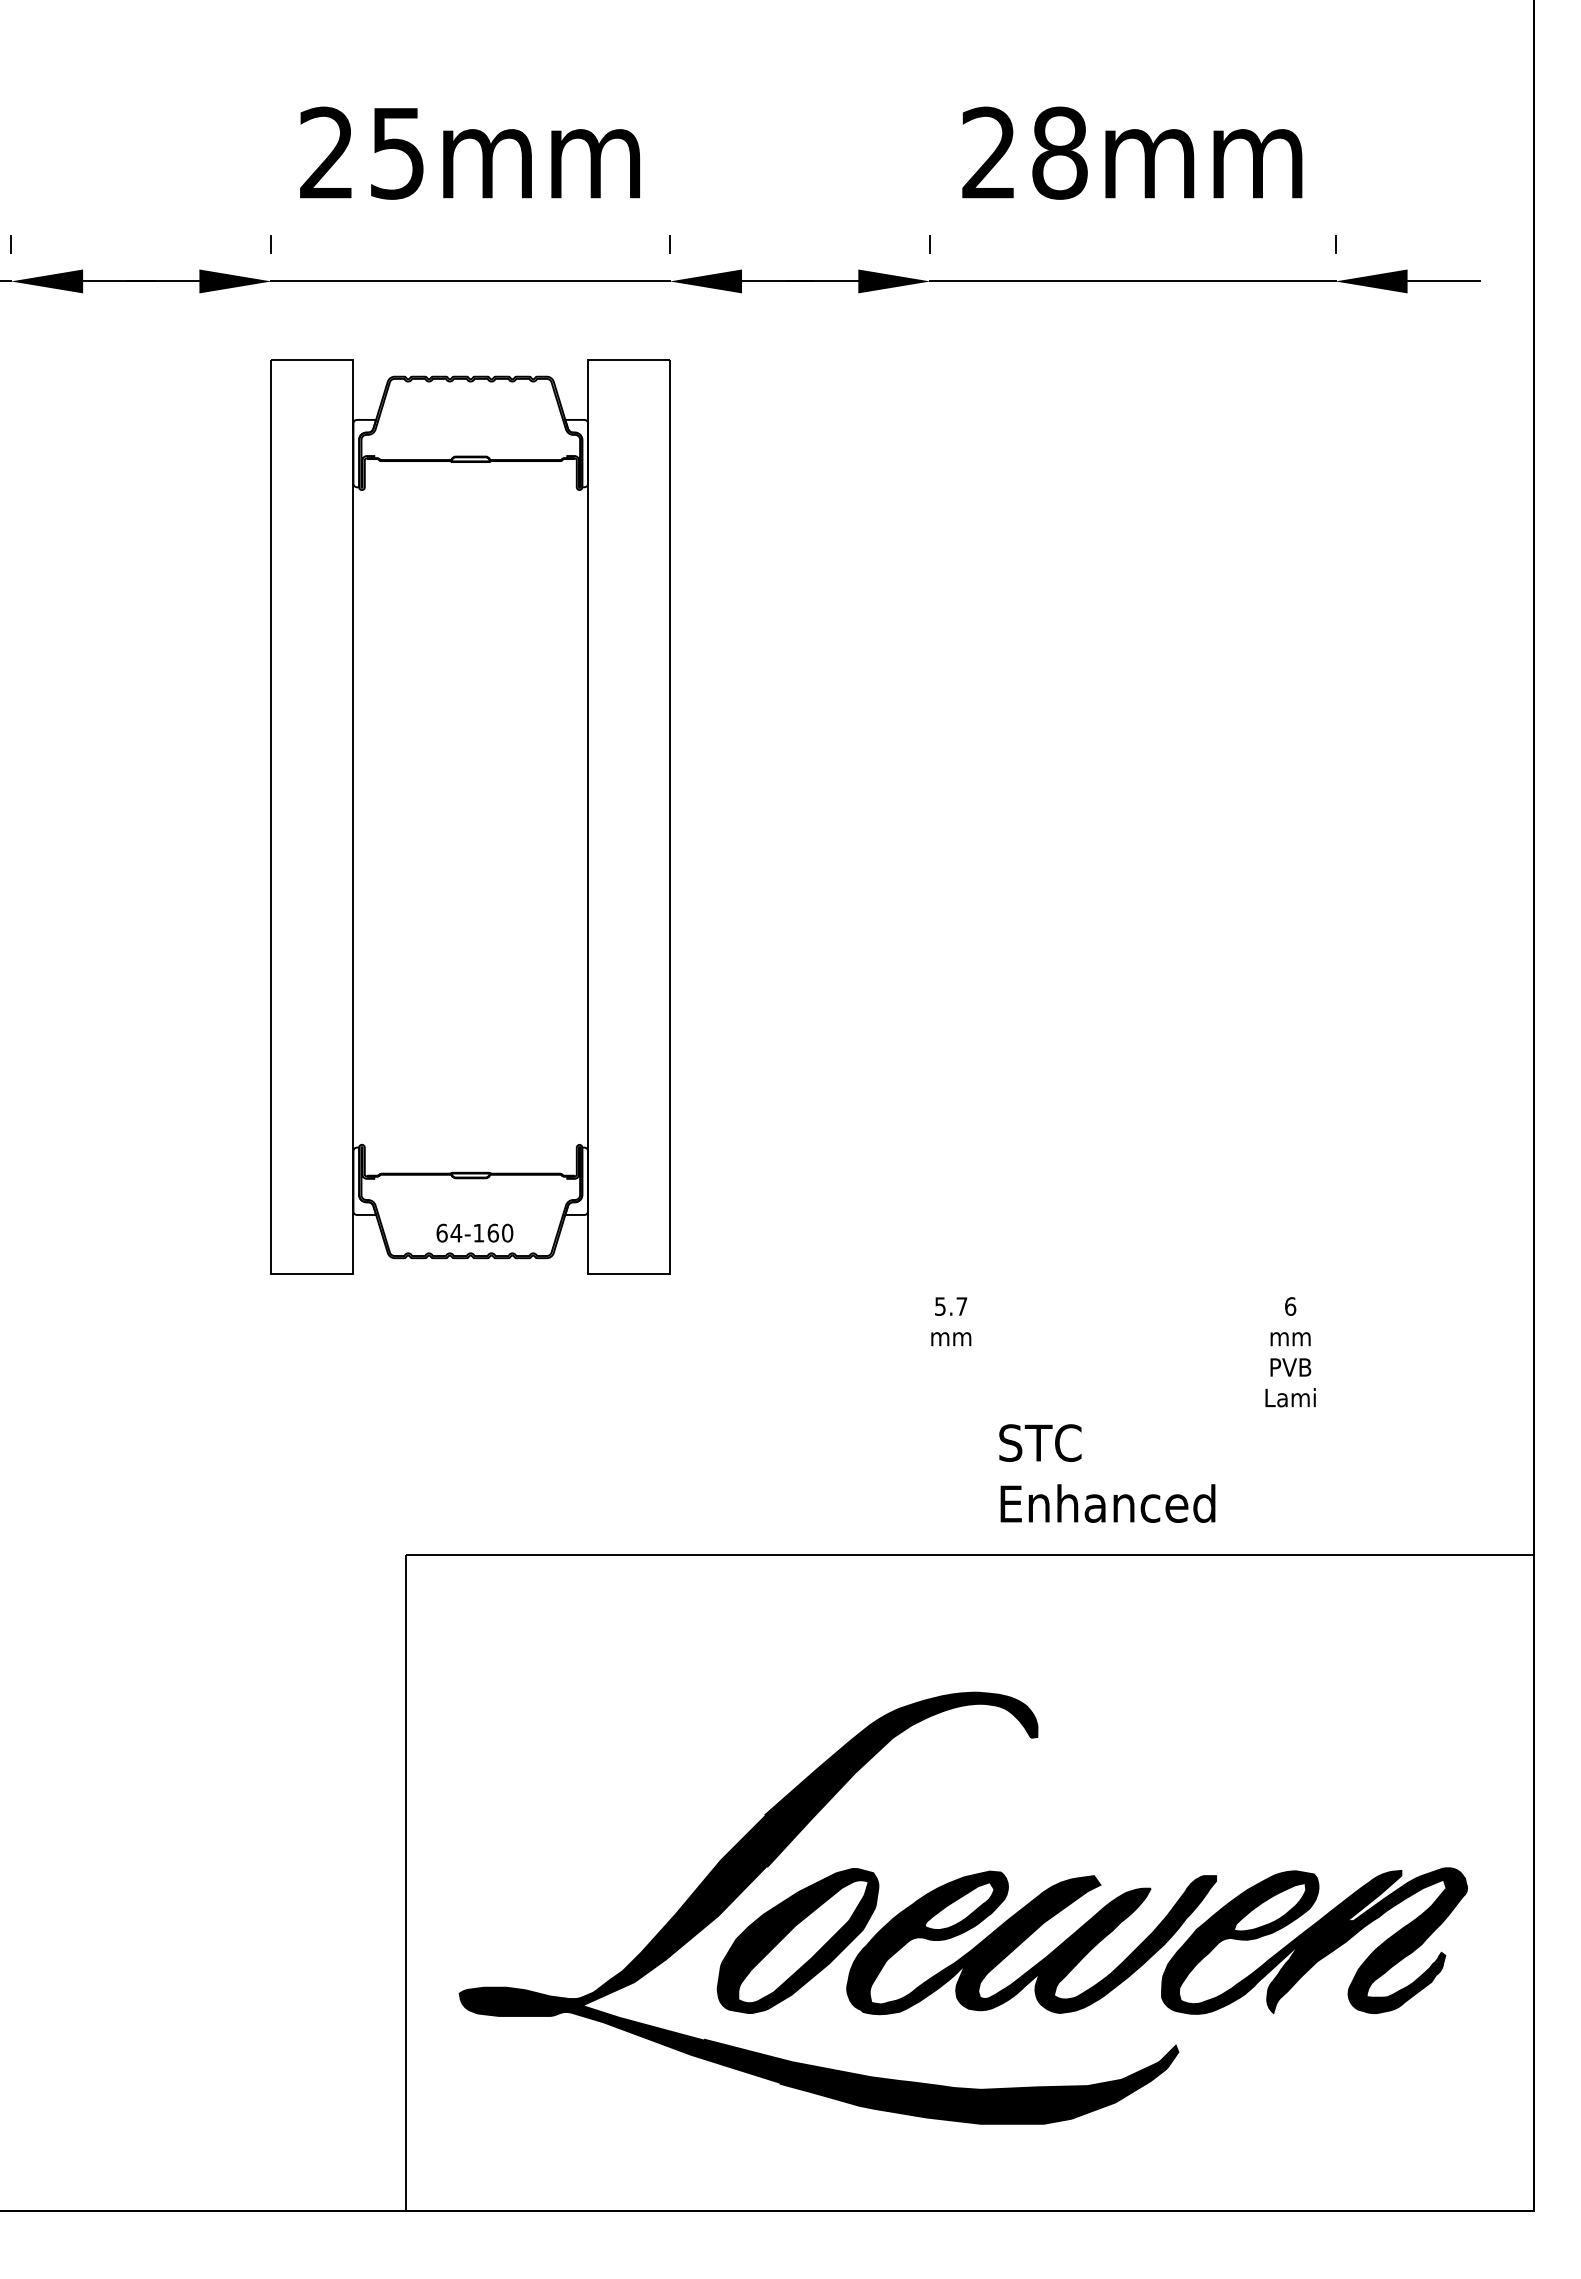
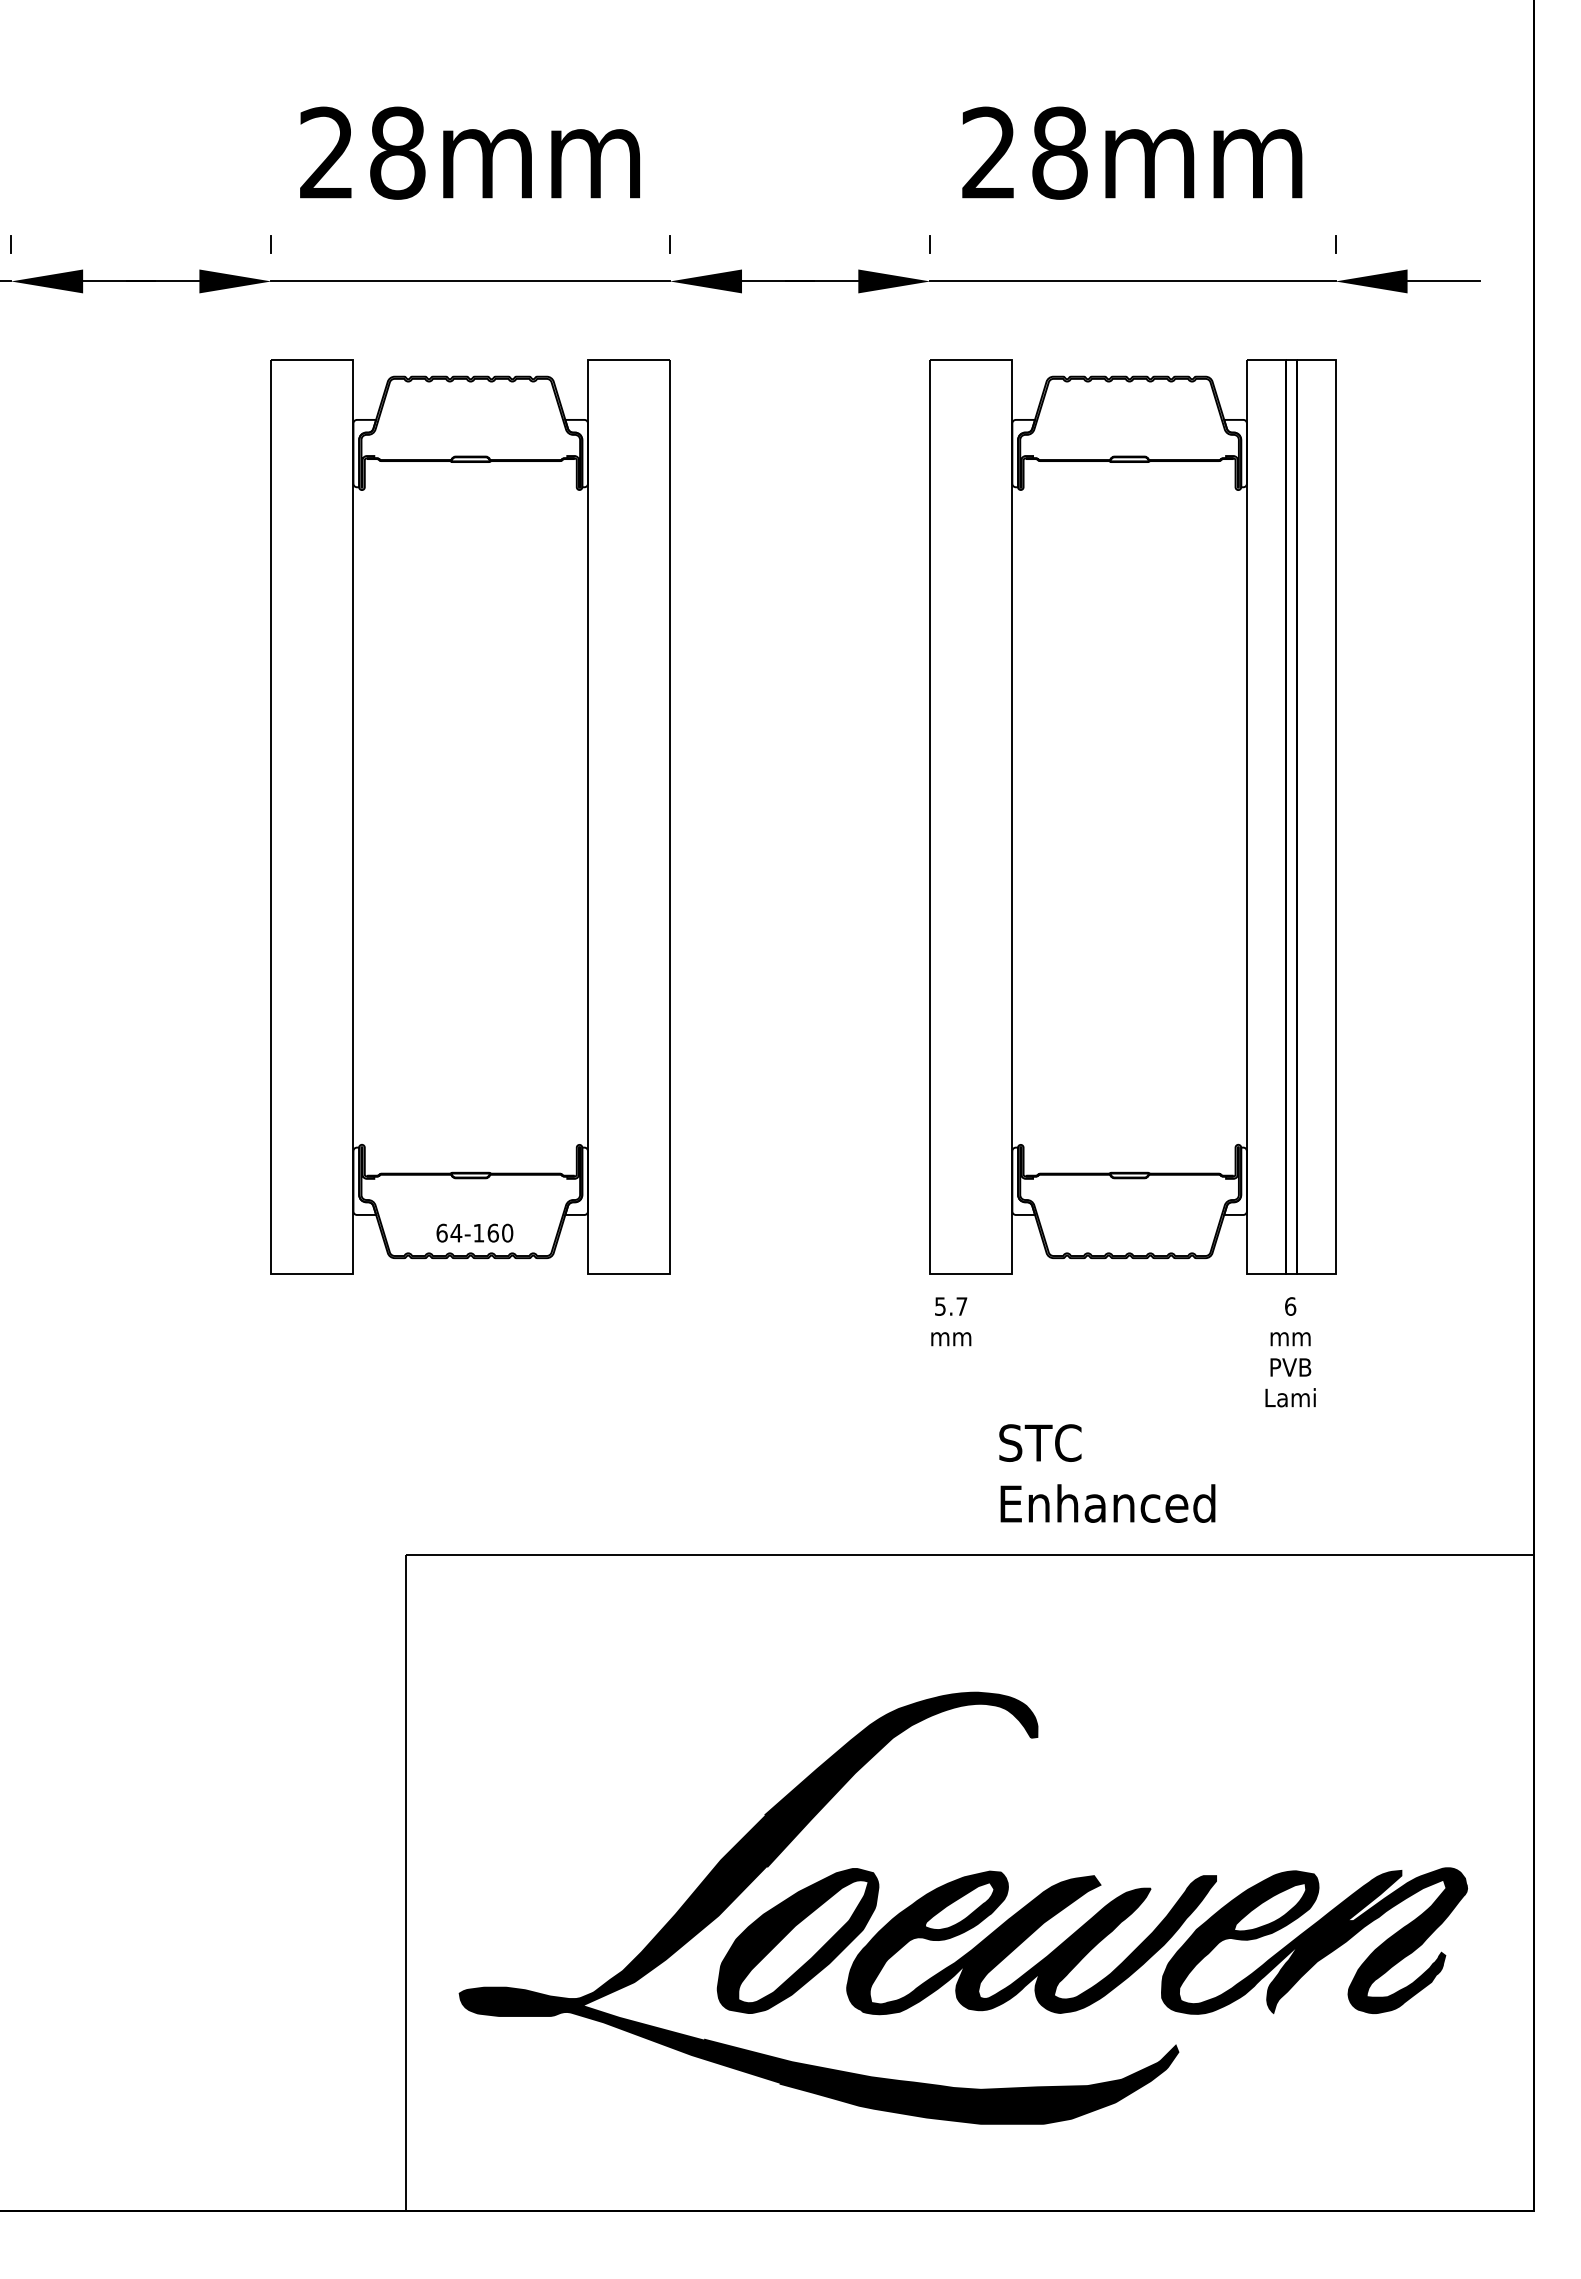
text: 25mm -> 28mm (397, 152)
part: none -> present (1132, 816)
